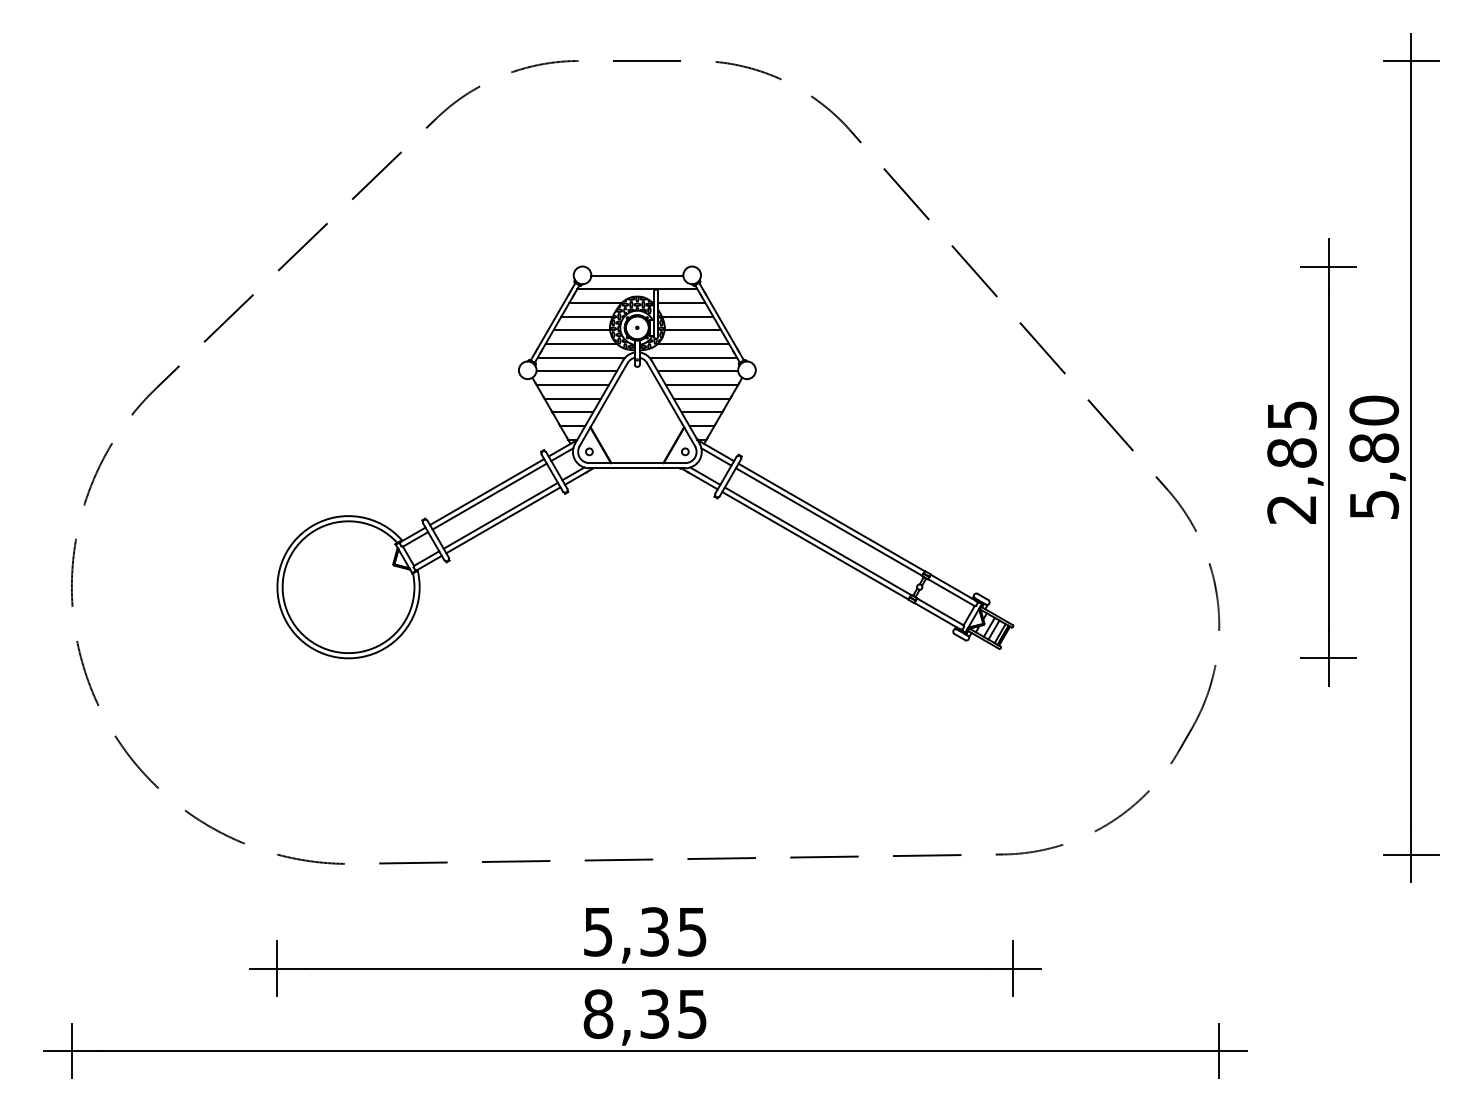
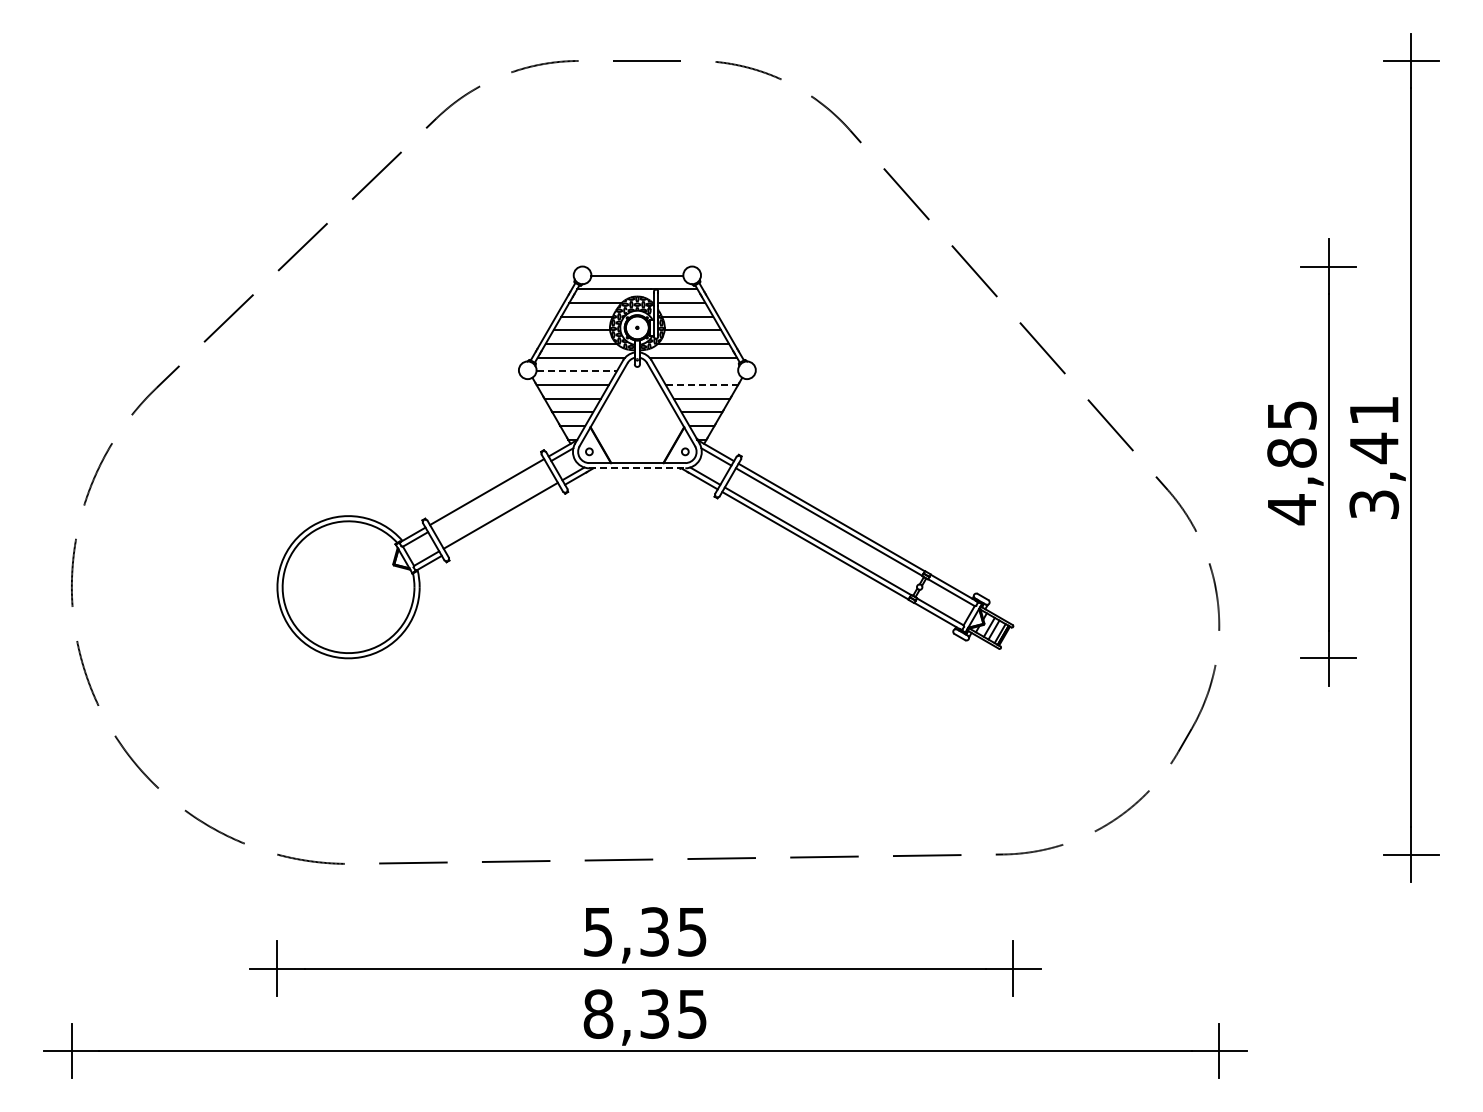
line: solid -> dashed (577, 371)
line: present -> none (697, 371)
line: solid -> dashed (702, 385)
text: 5,80 -> 3,41 (1374, 456)
line: solid -> dashed (637, 468)
line: present -> none (489, 496)
text: 2,85 -> 4,85 (1291, 509)
line: present -> none (503, 520)
